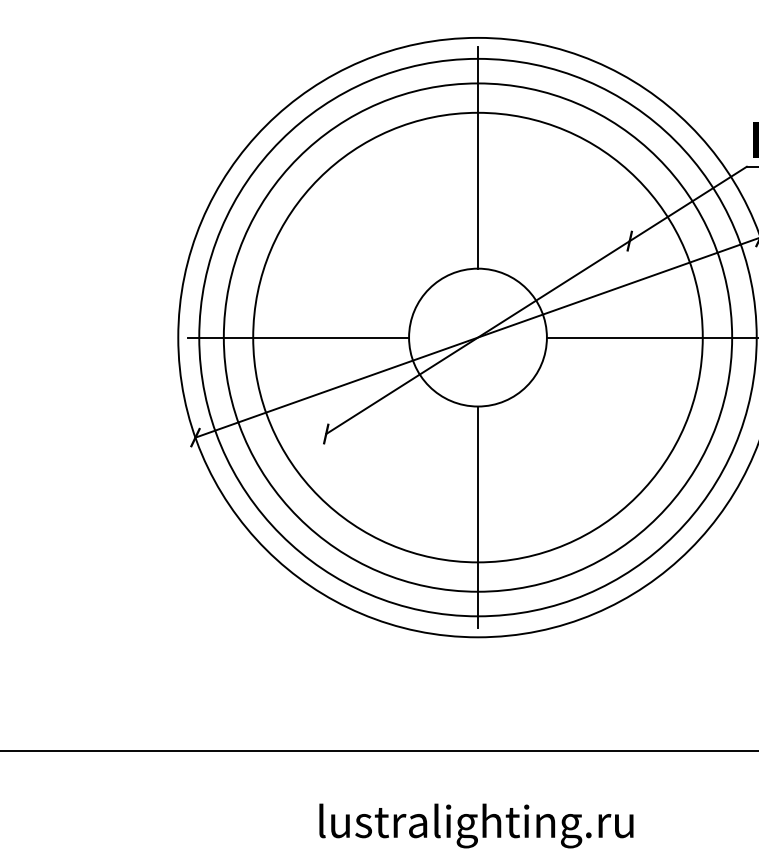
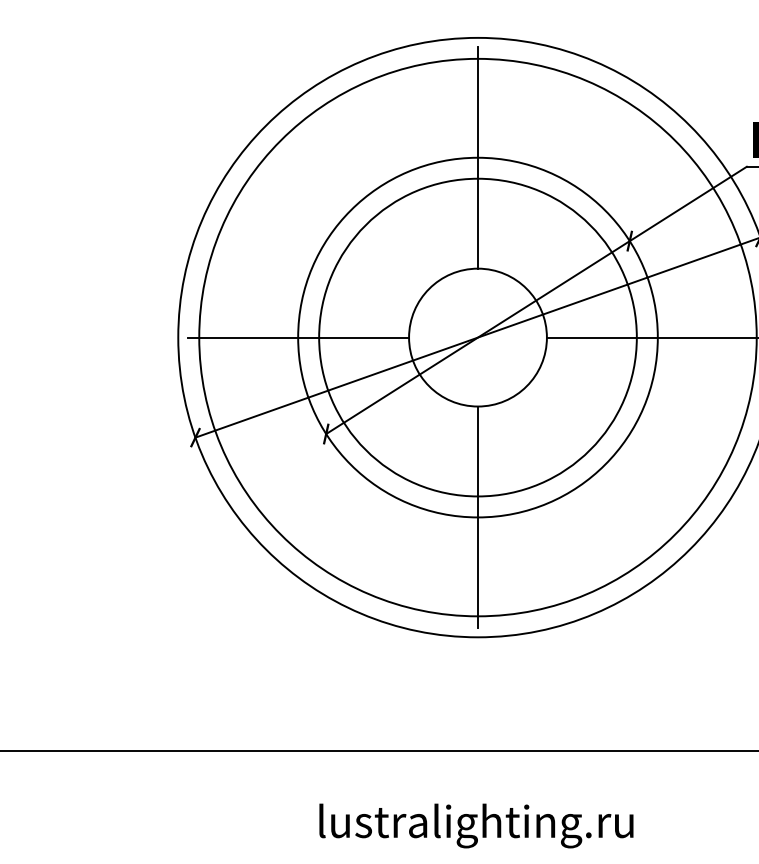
circle diameter: 450 px -> 360 px (477, 337)
circle diameter: 508 px -> 318 px (477, 337)
